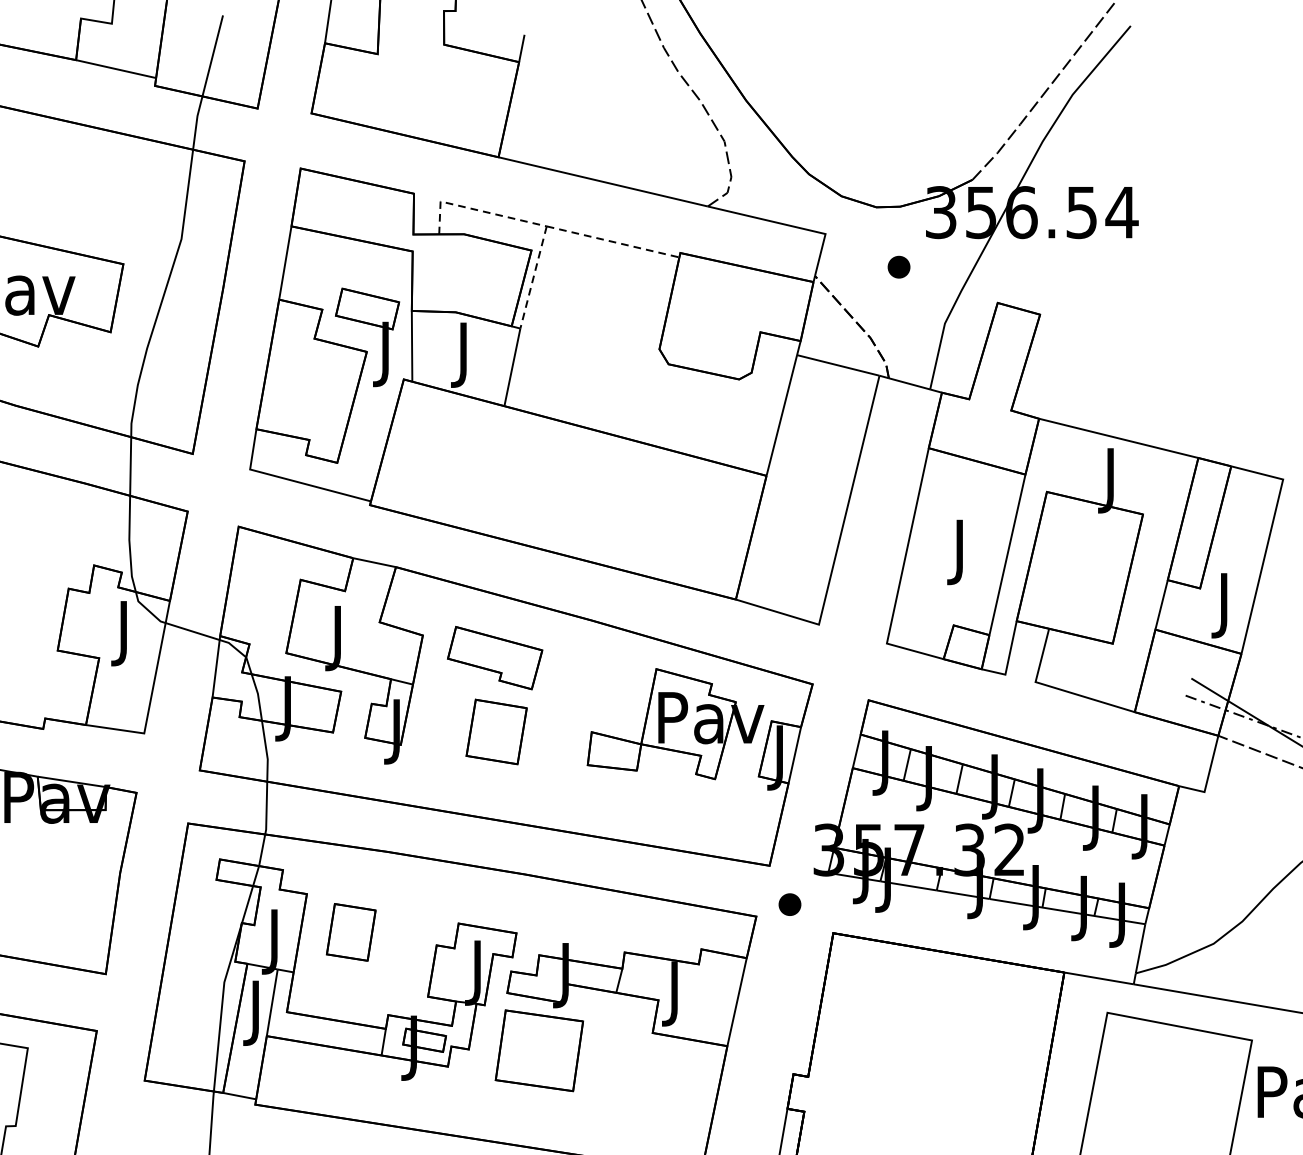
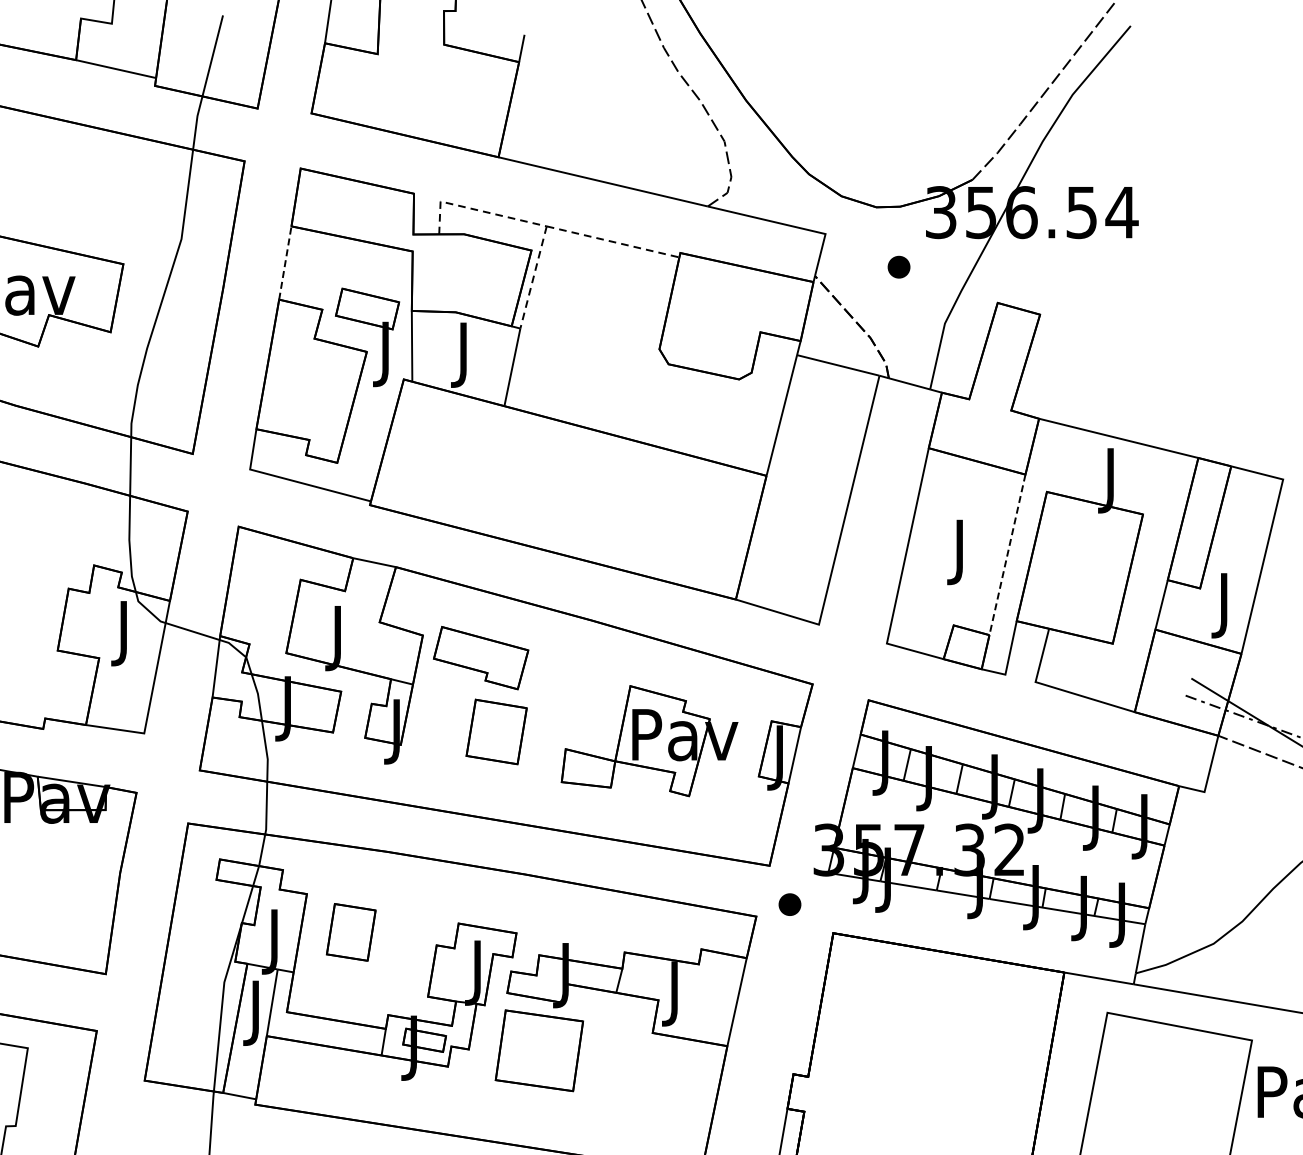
line: solid -> dashed (285, 262)
line: solid -> dashed (1007, 555)
part position: (495, 658) -> (481, 658) (481, 658)
part position: (675, 724) -> (649, 741) (649, 741)
